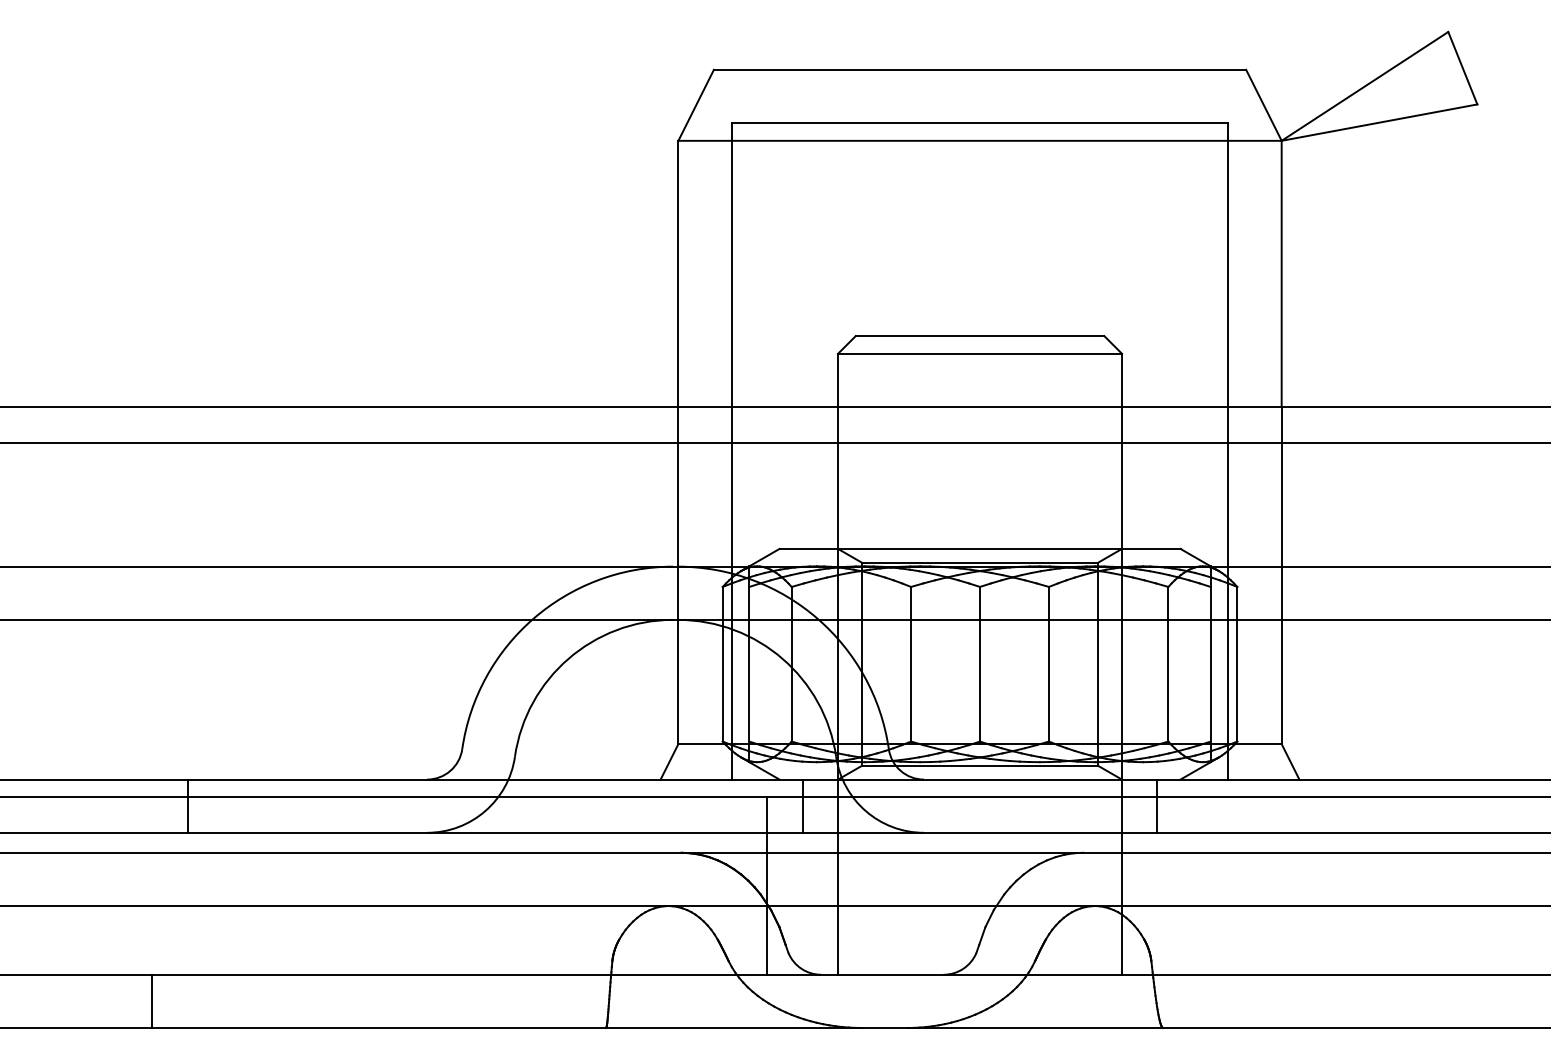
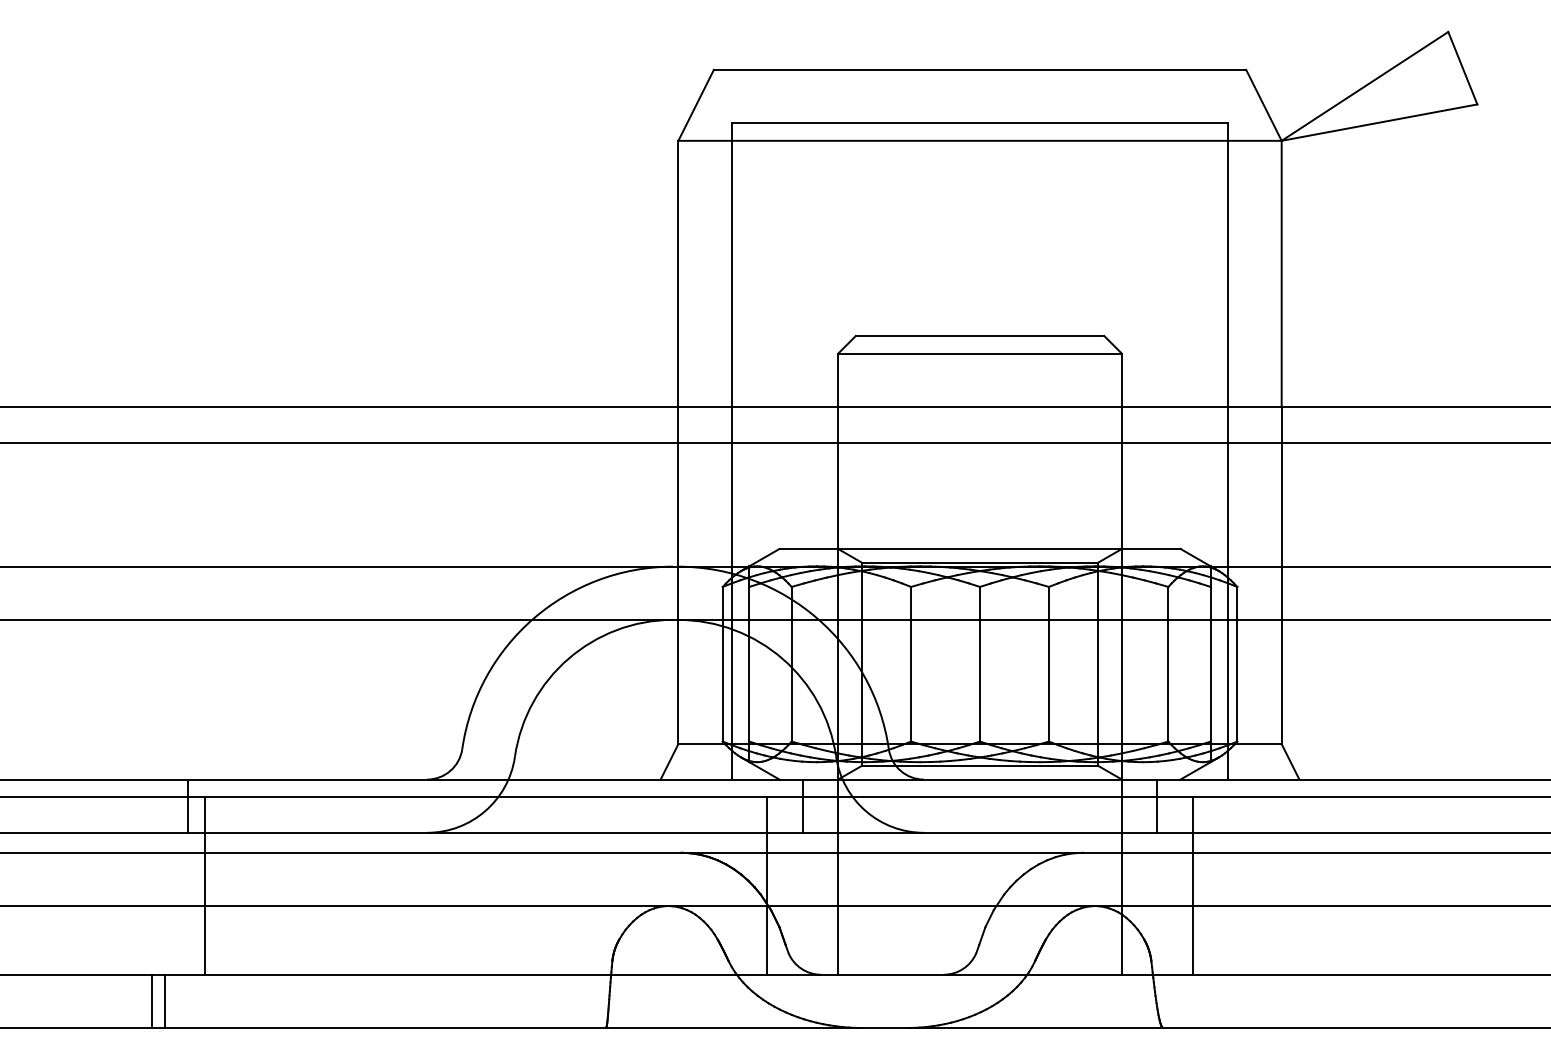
line: none -> present (205, 885)
line: none -> present (1192, 885)
line: none -> present (164, 1001)
